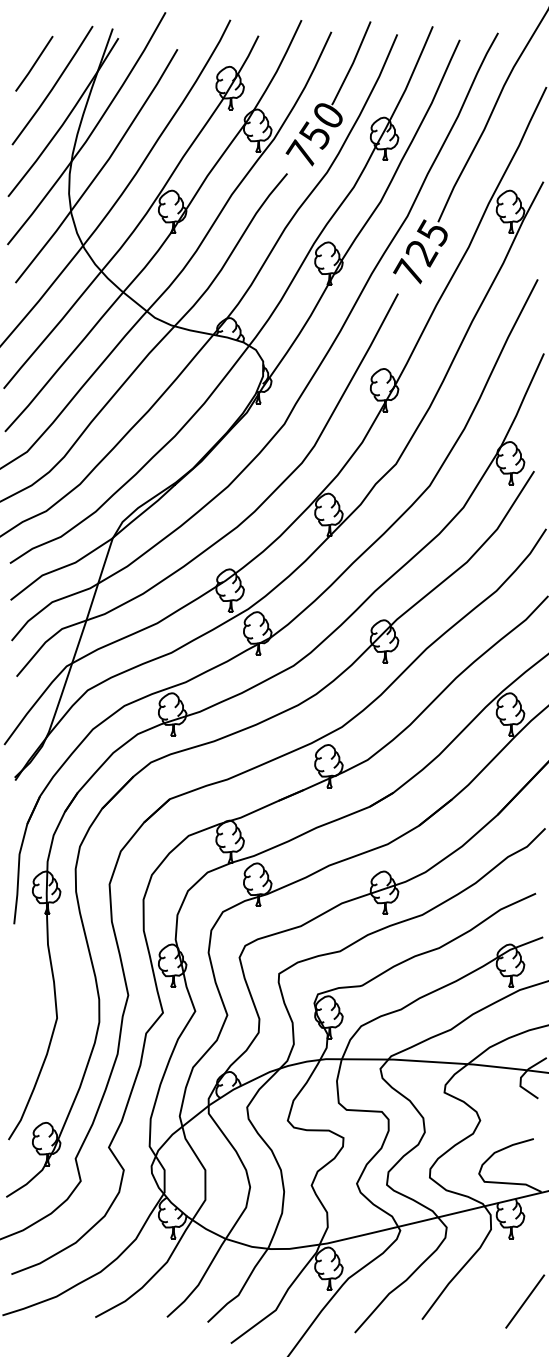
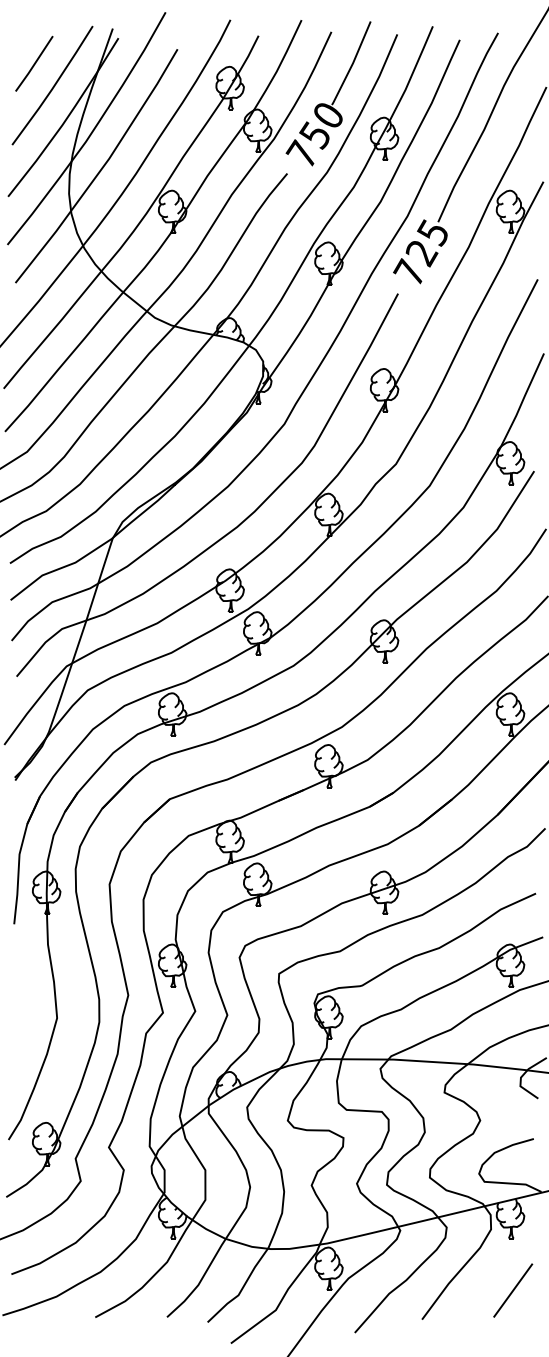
line position: (525, 1301) -> (513, 1290) (513, 1290)
